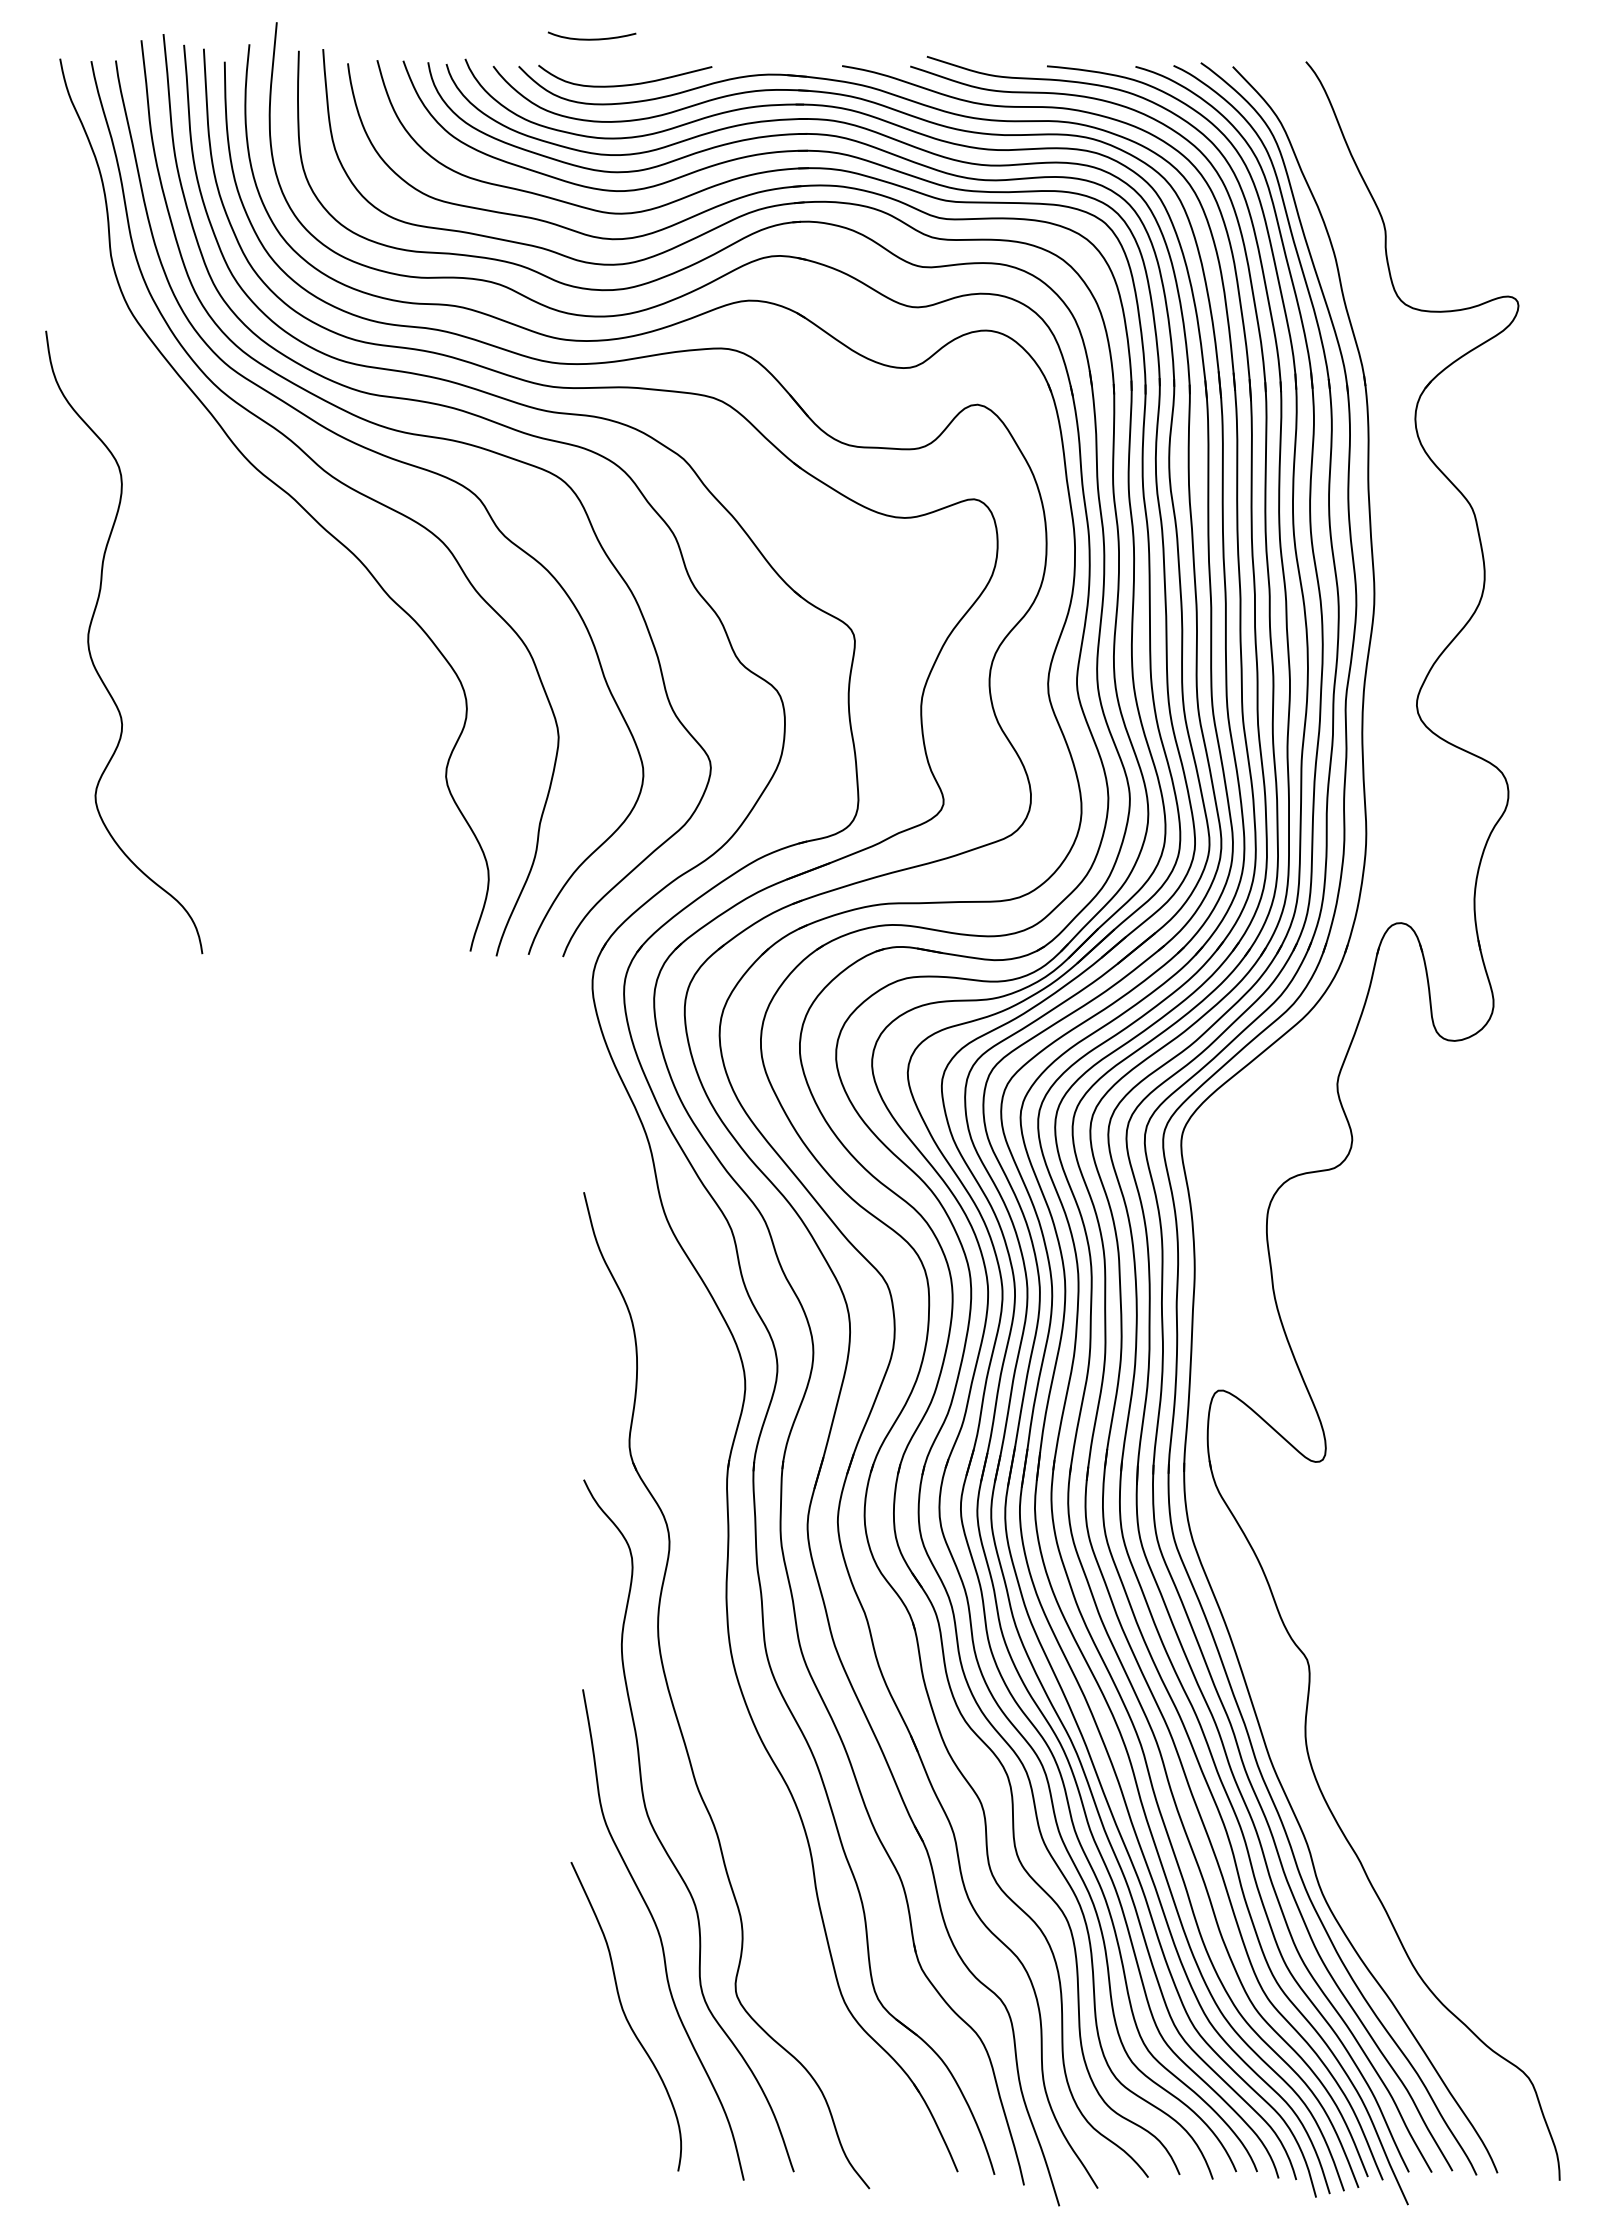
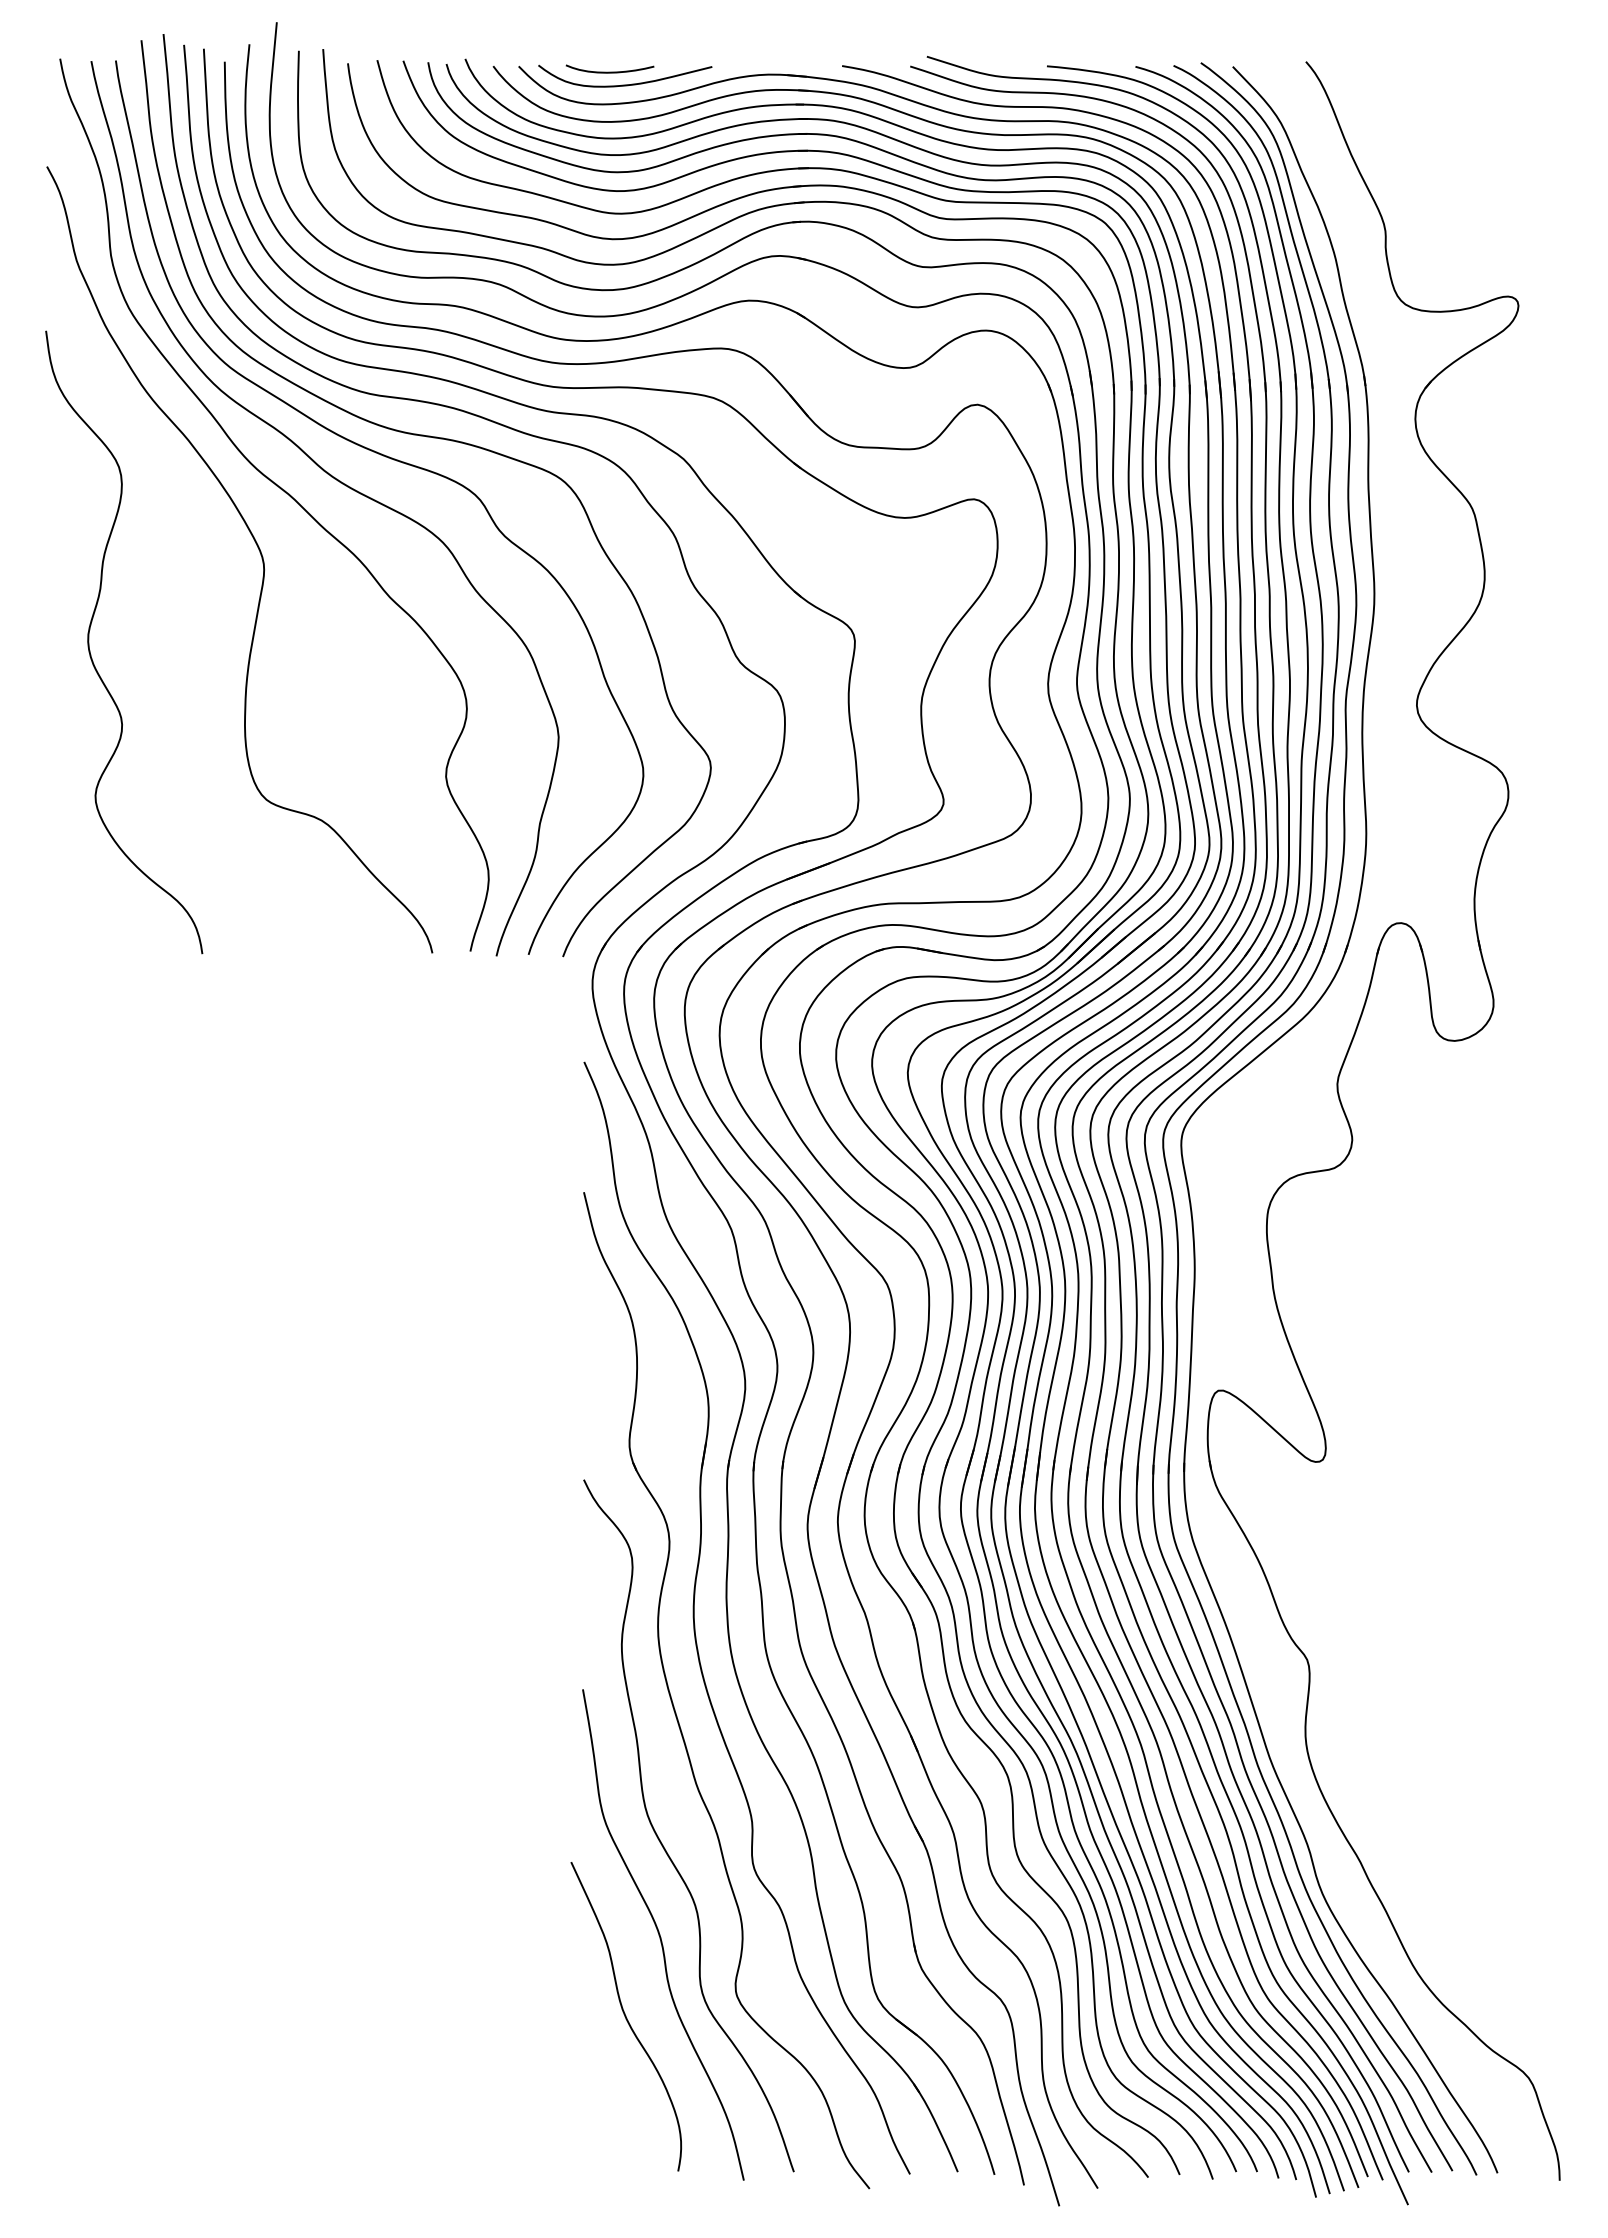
curve position: (591, 38) -> (609, 71) (609, 71)
curve: none -> present (258, 550)
part: none -> present (695, 1624)
